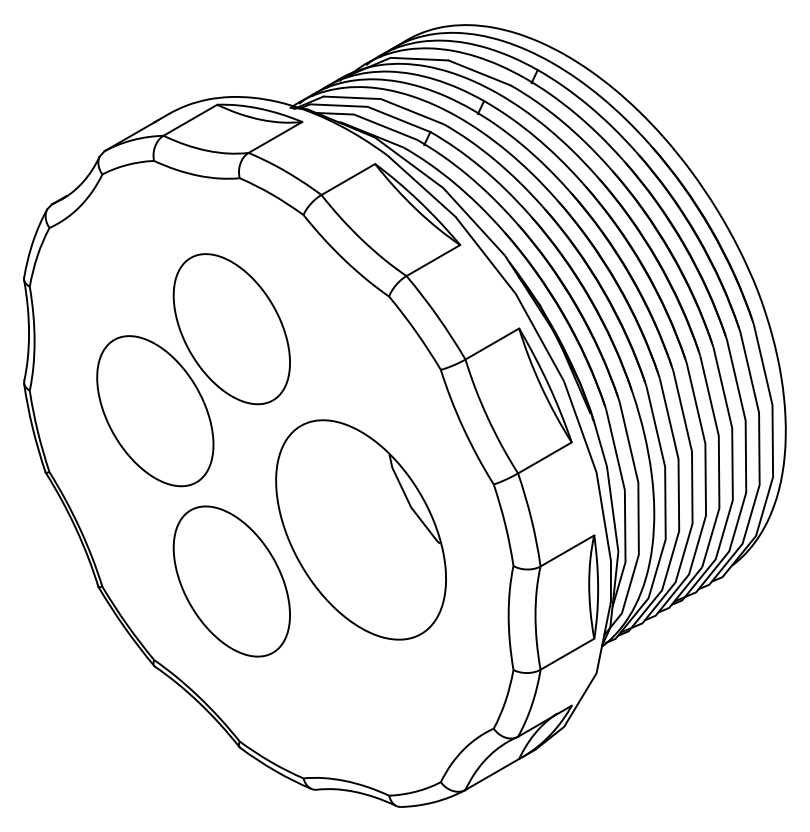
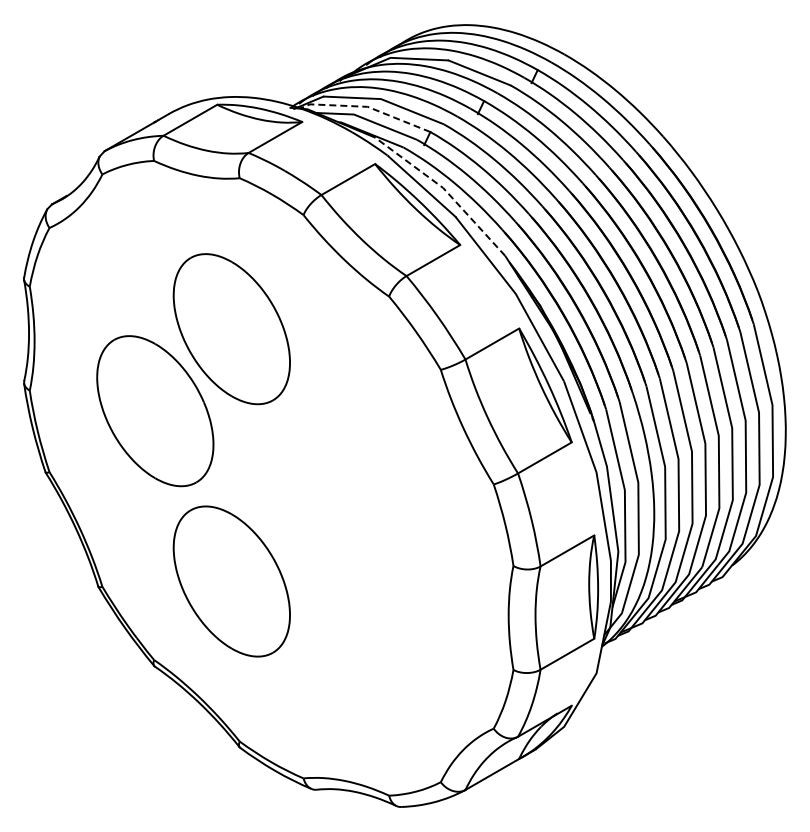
line: solid -> dashed (366, 106)
line: solid -> dashed (445, 190)
part: present -> none (360, 529)
